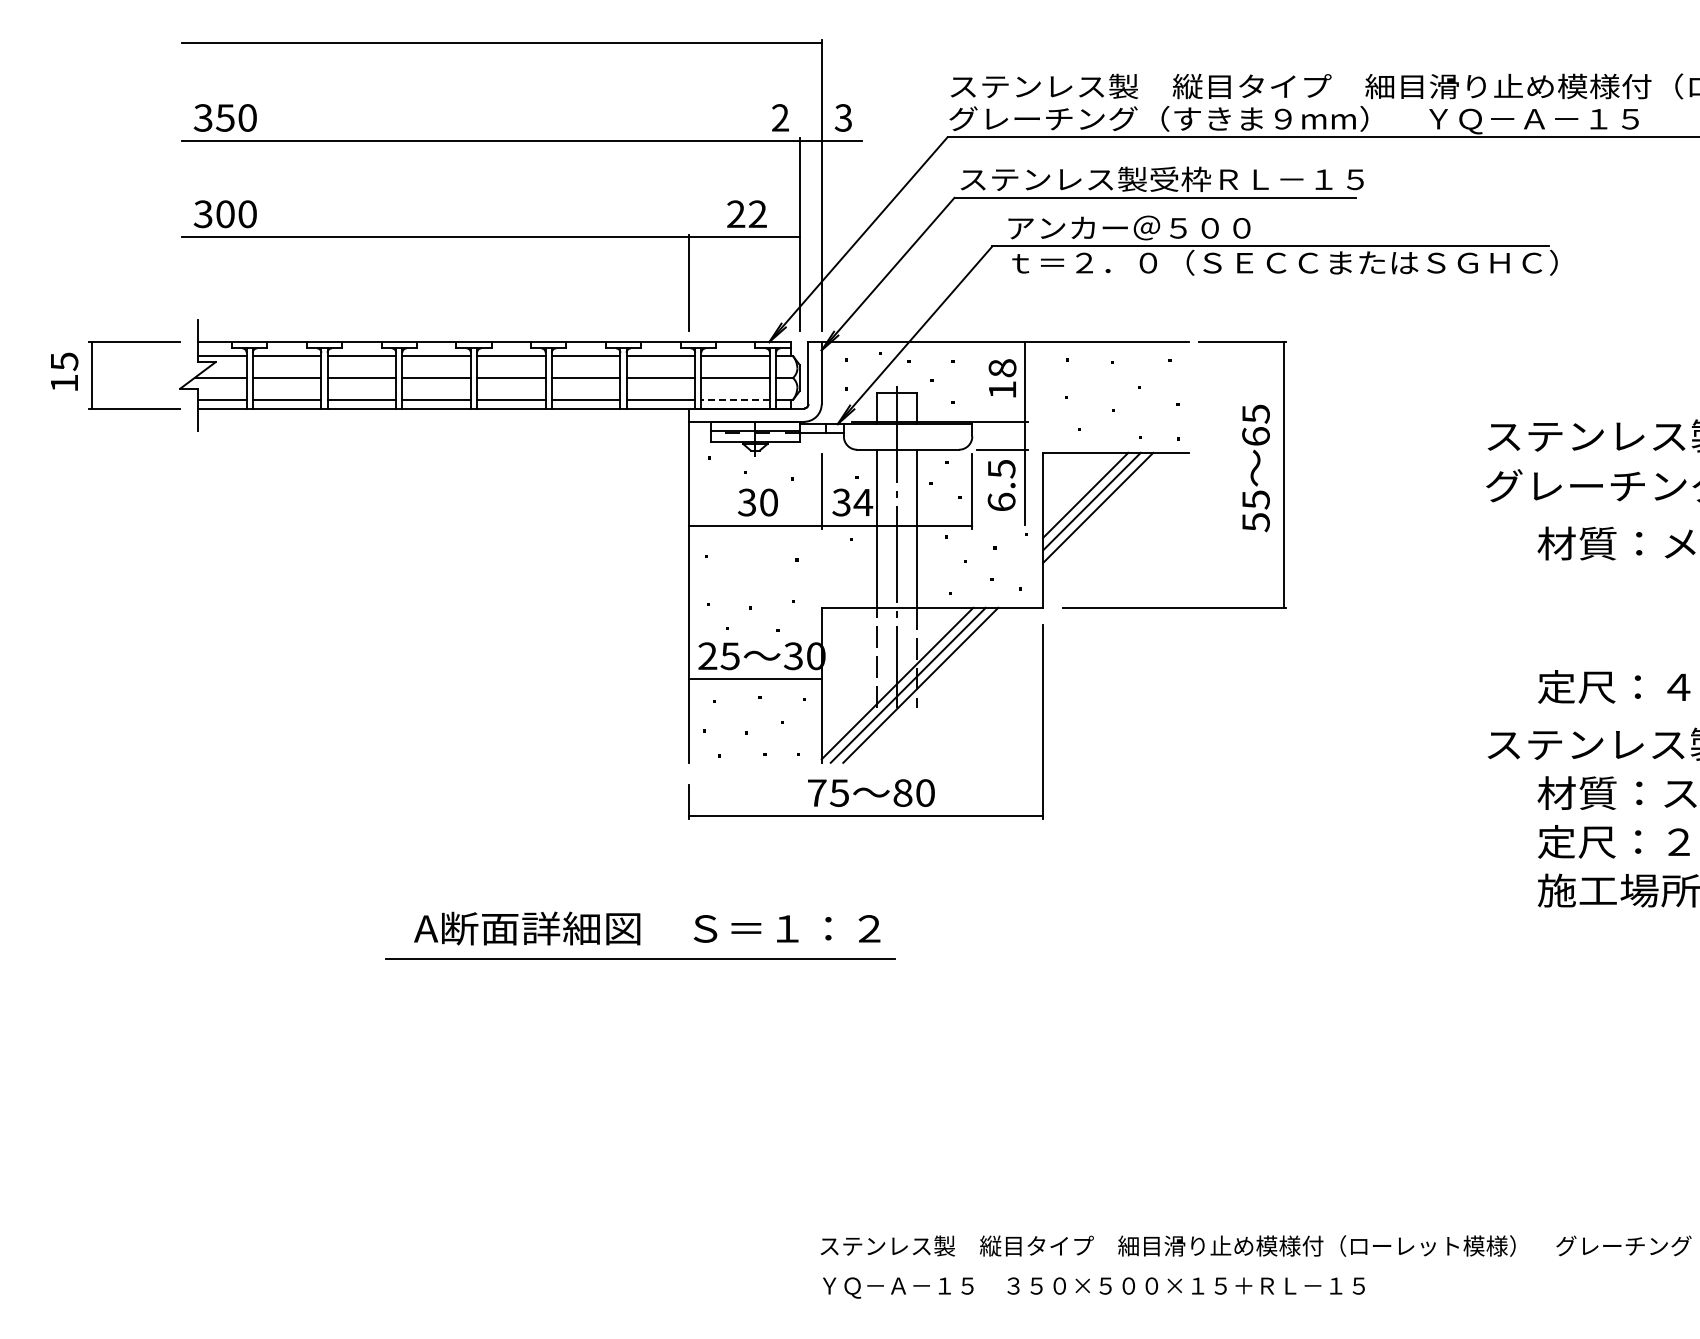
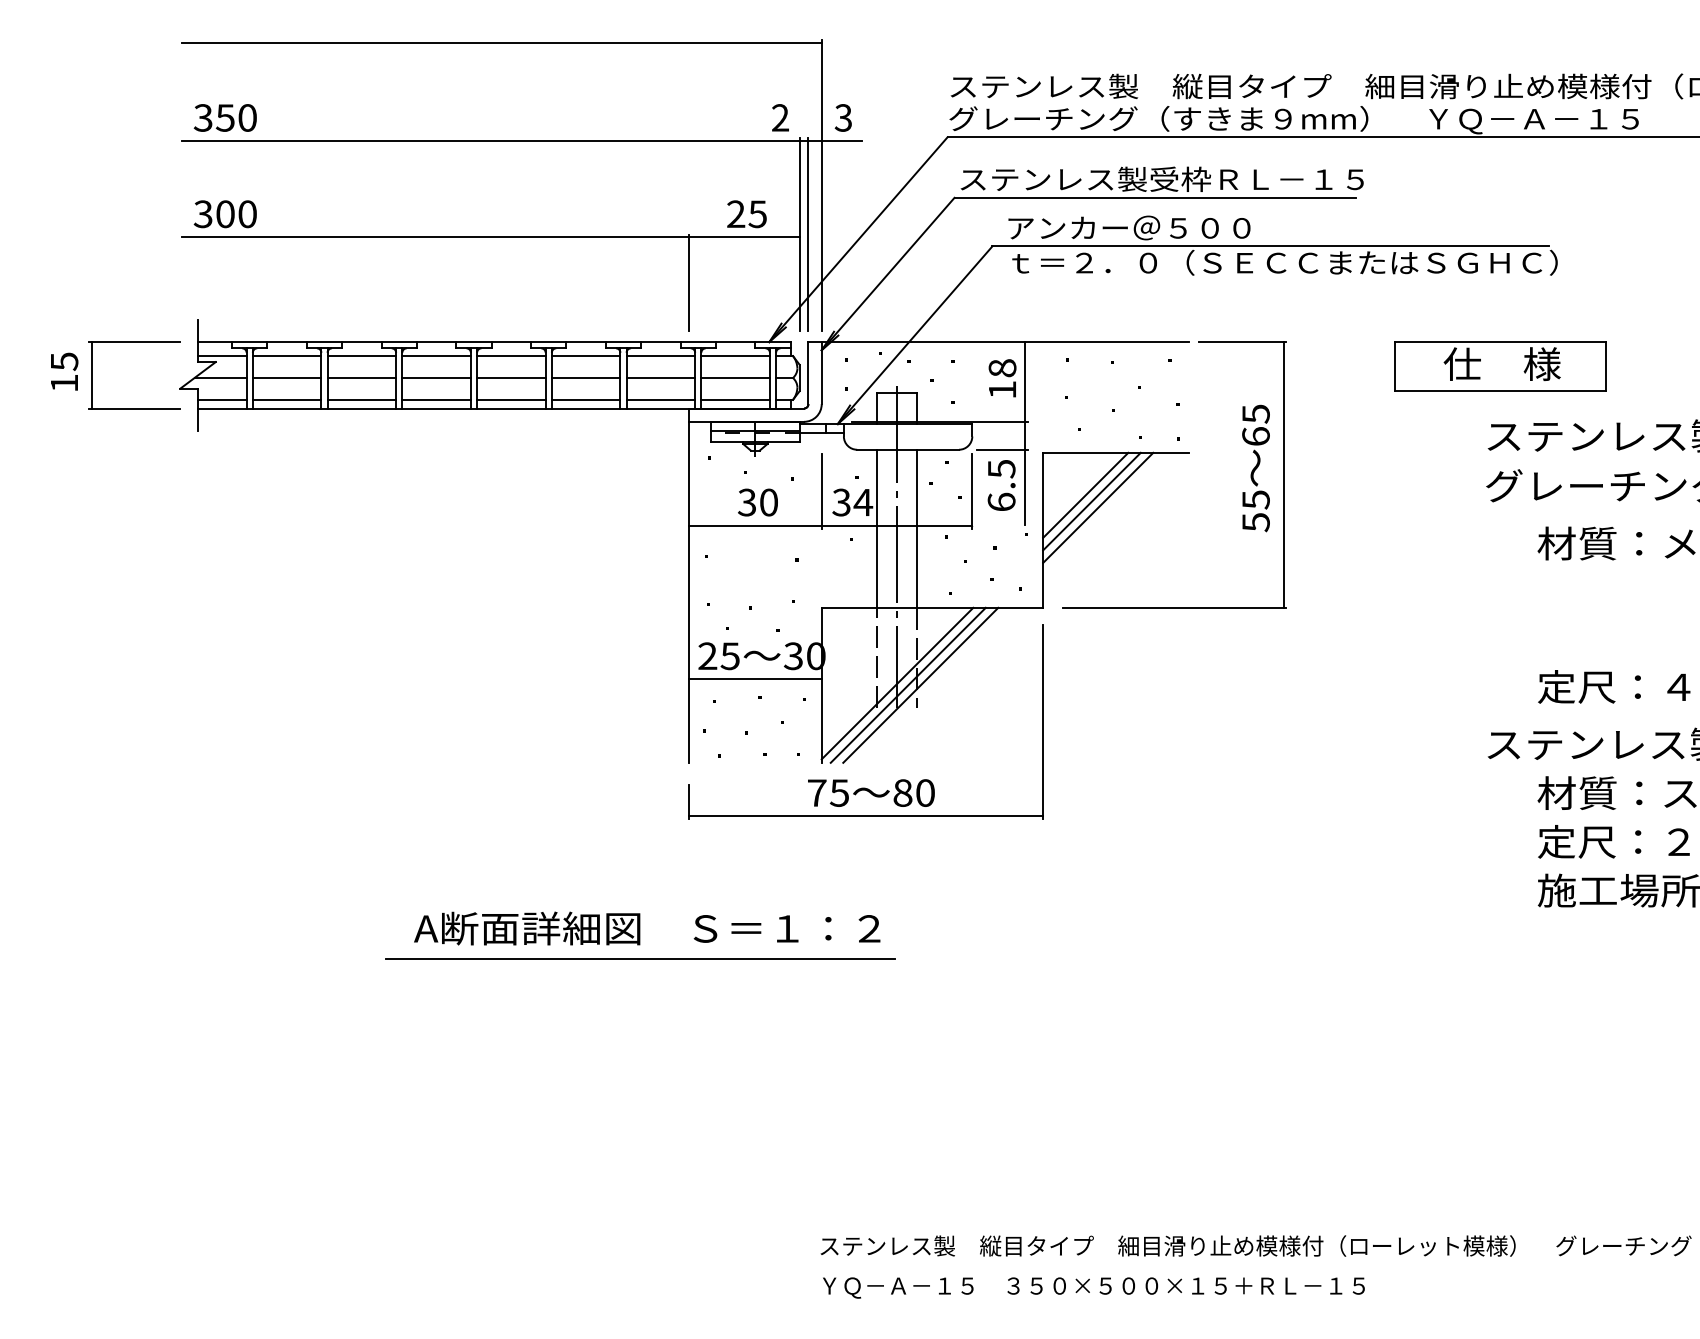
text: 22 -> 25 (757, 214)
line: none -> present (808, 234)
part: none -> present (1500, 366)
line: dashed -> solid (735, 399)
